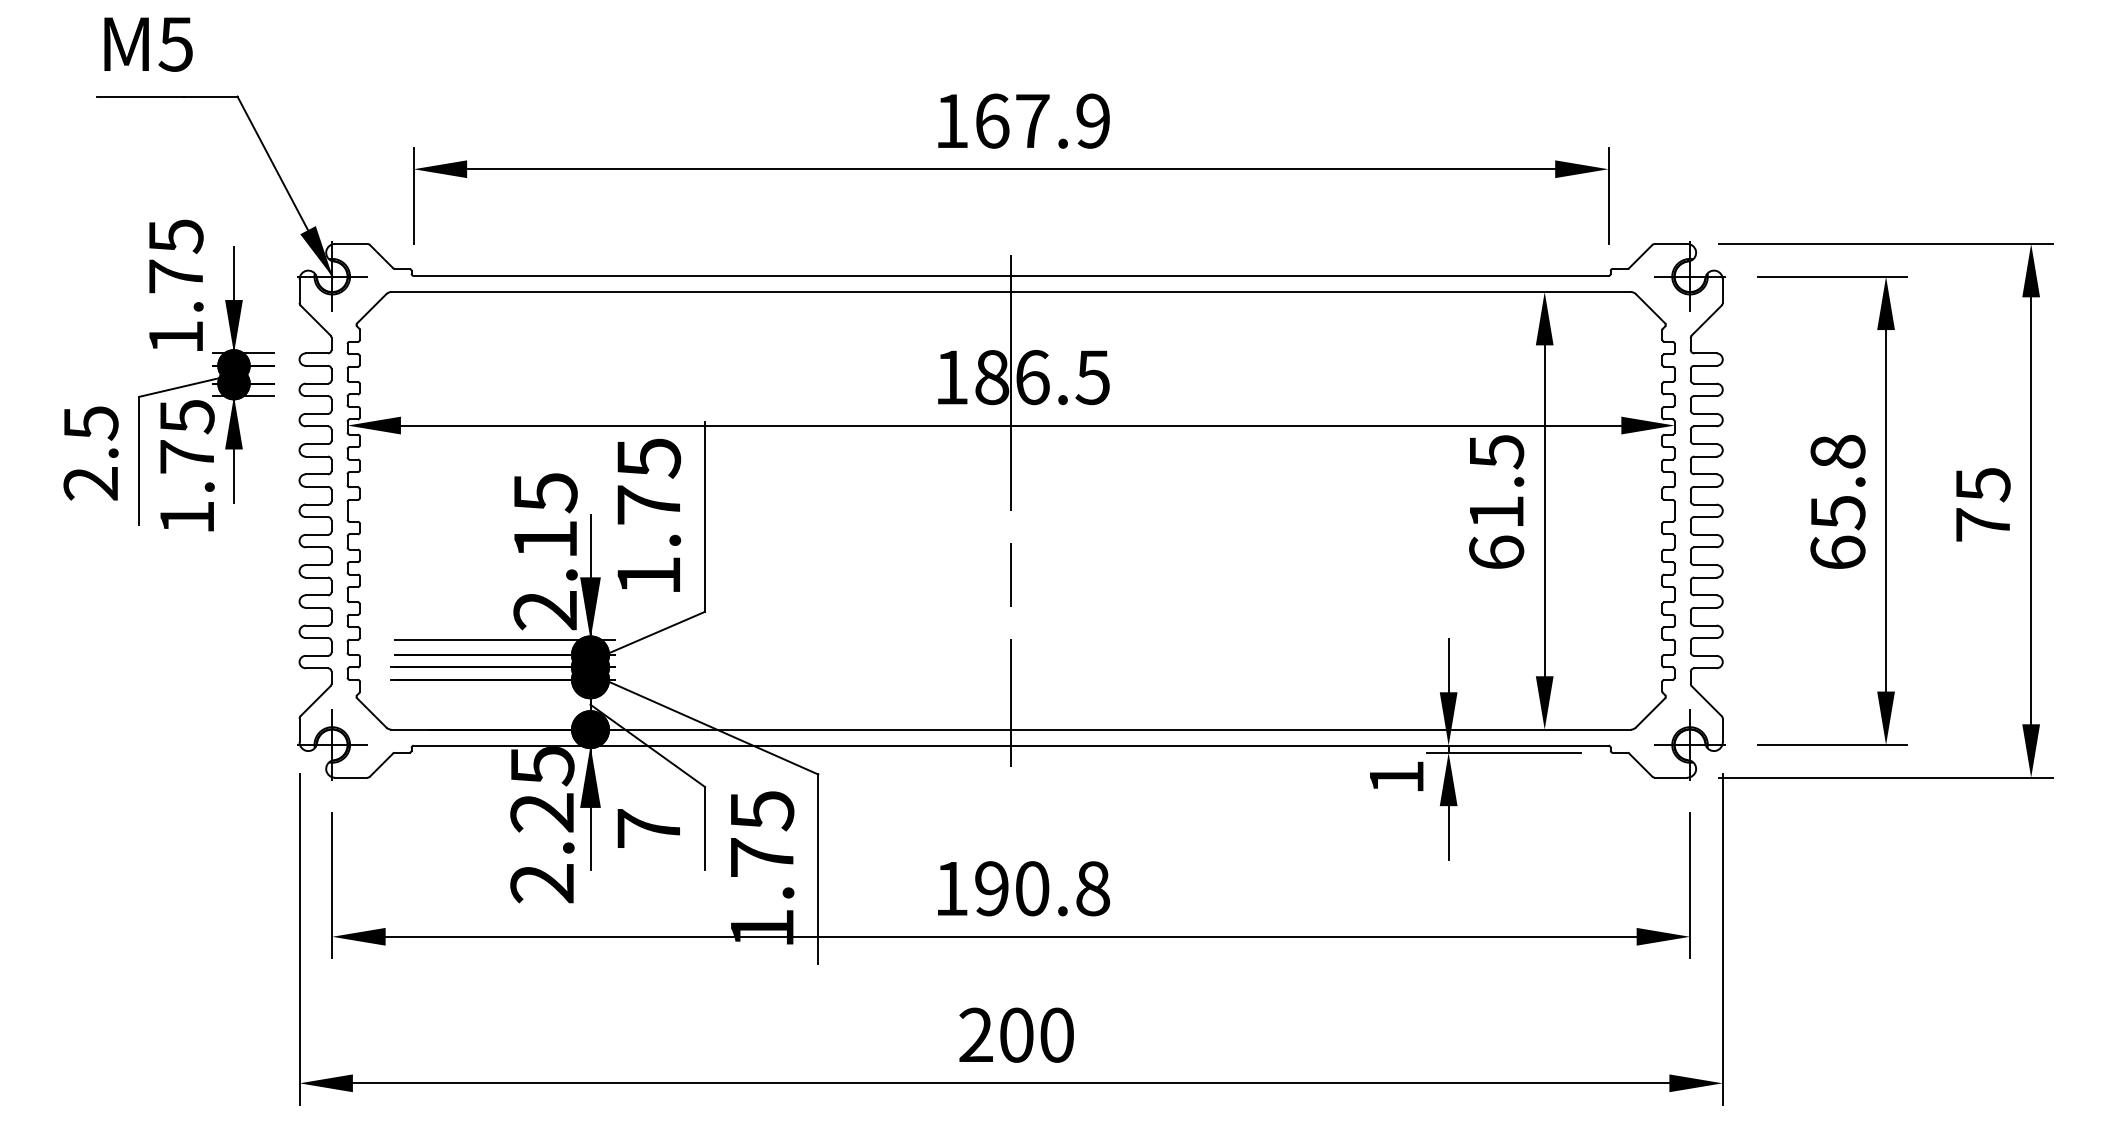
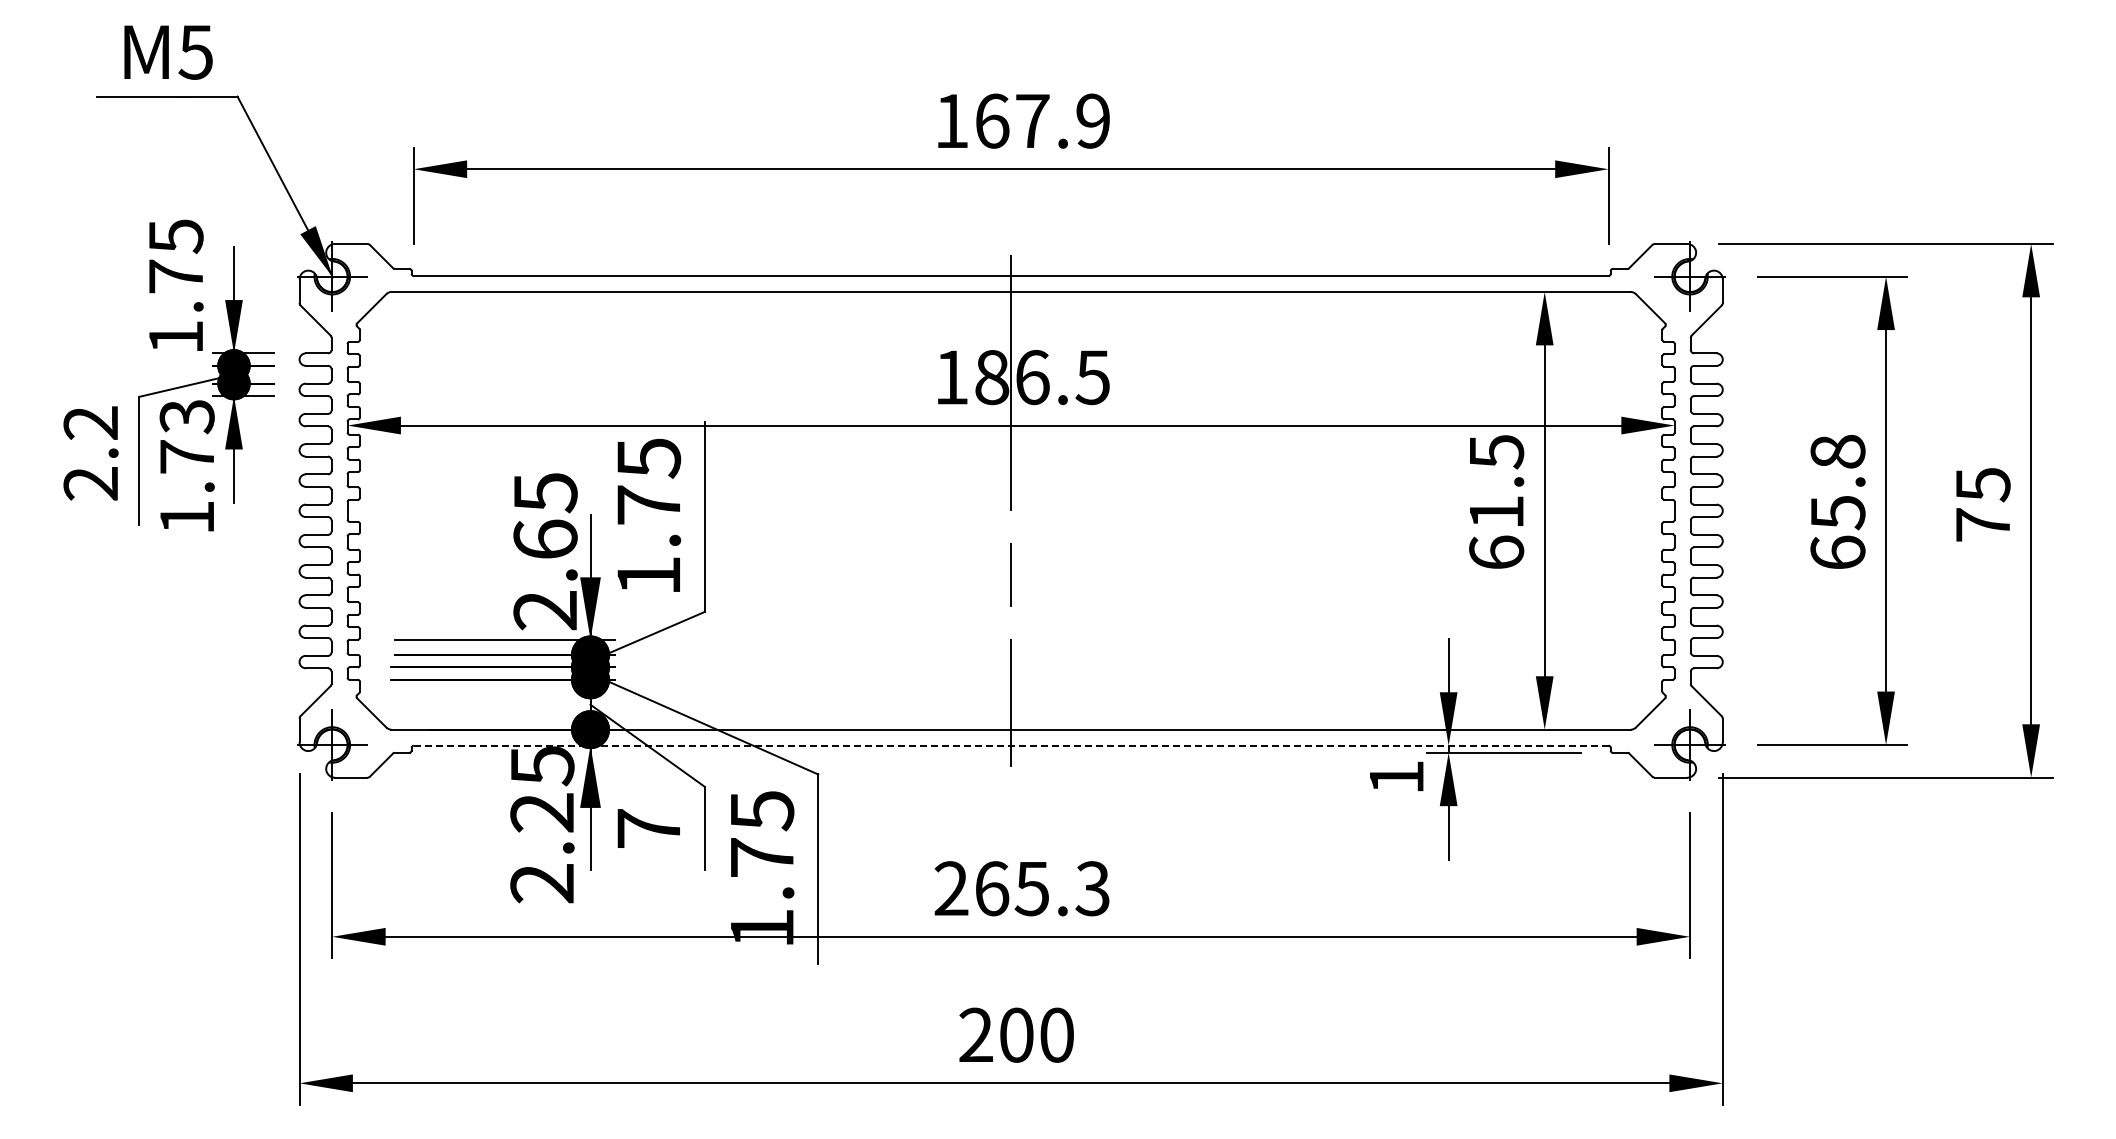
text position: (148, 44) -> (168, 52) (168, 52)
text: 1.75 -> 1.73 (186, 417)
text: 2.5 -> 2.2 (90, 423)
text: 2.15 -> 2.65 (545, 538)
line: solid -> dashed (1011, 745)
text: 190.8 -> 265.3 (1022, 888)
